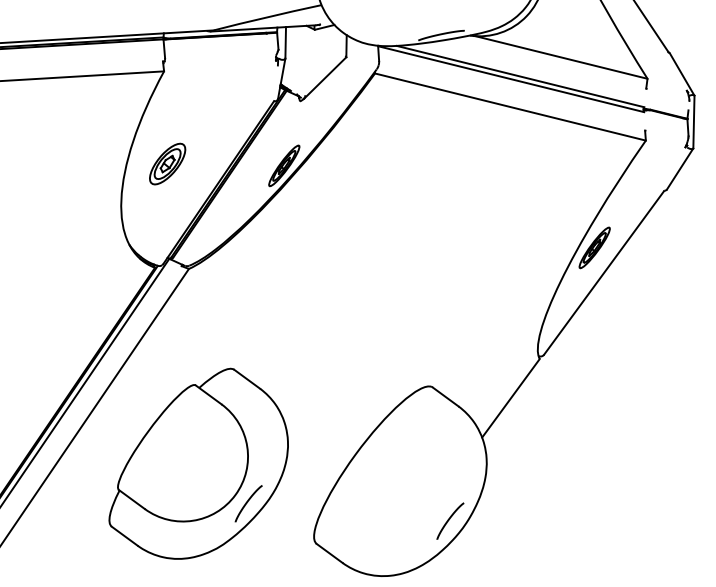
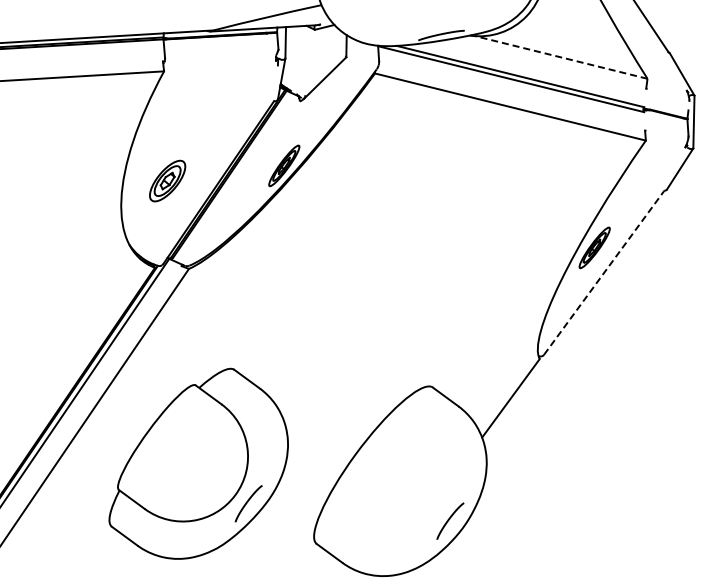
line: solid -> dashed (561, 57)
part position: (167, 163) -> (167, 180) (167, 180)
line: solid -> dashed (604, 272)
